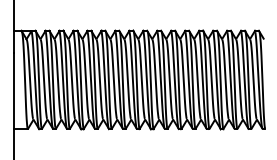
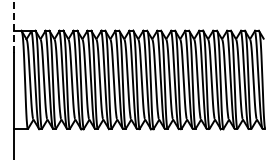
line: solid -> dashed (14, 25)
